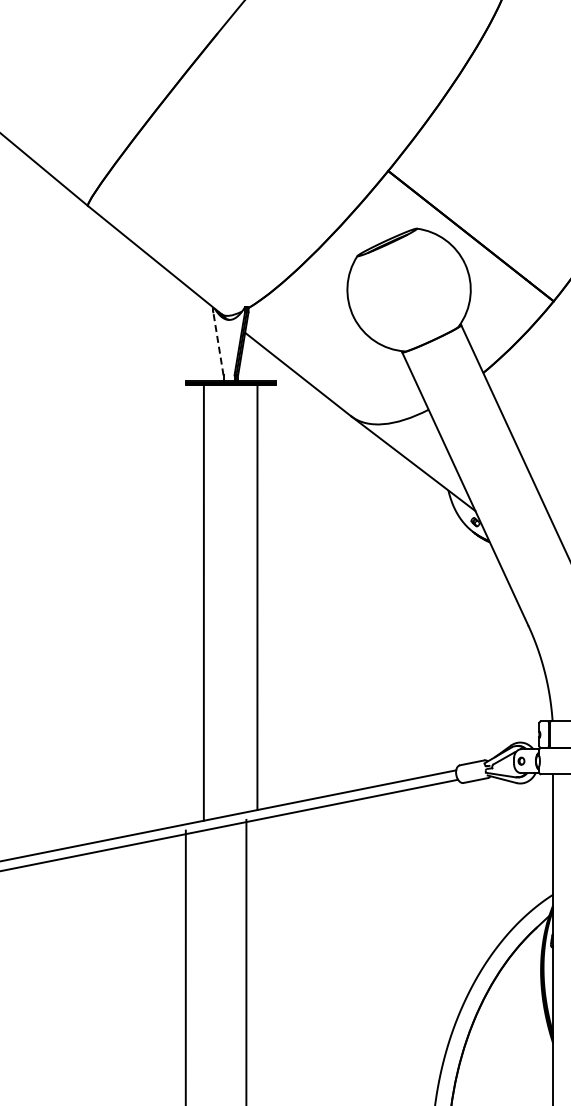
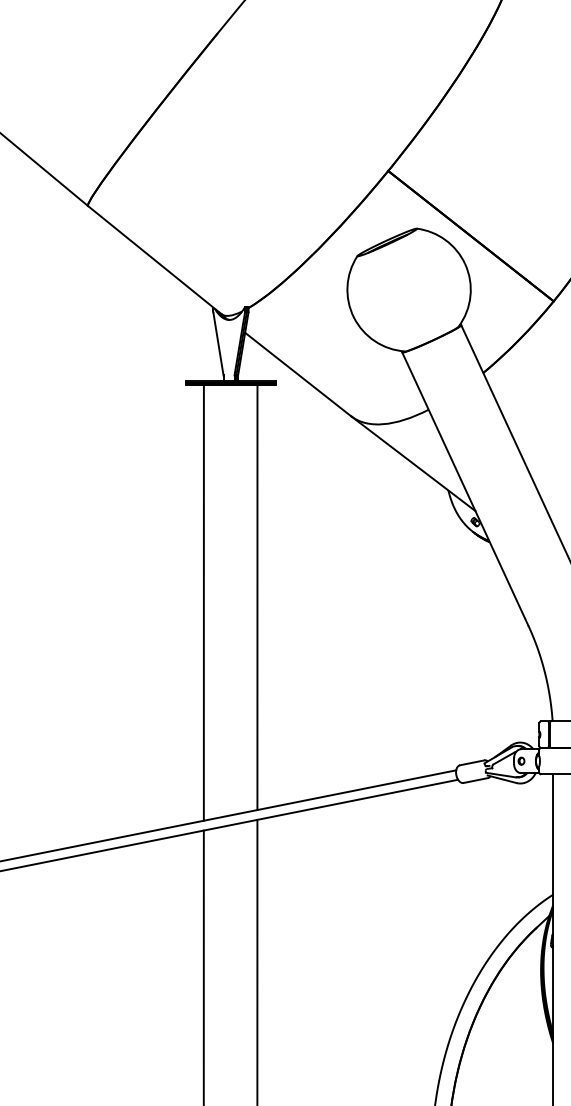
line: dashed -> solid (218, 344)
line position: (246, 960) -> (257, 960) (257, 960)
line position: (185, 966) -> (203, 966) (203, 966)
